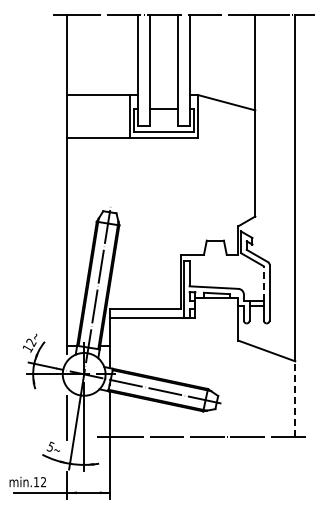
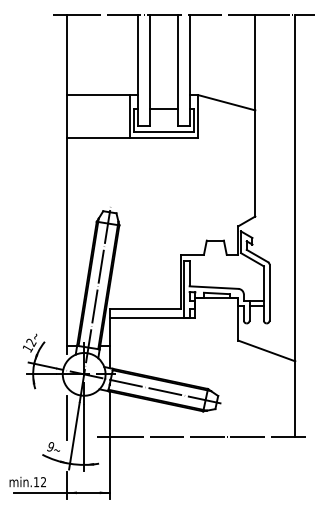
line: dashed -> solid (263, 282)
line: dashed -> solid (295, 399)
text: 5 -> 9 (50, 446)
